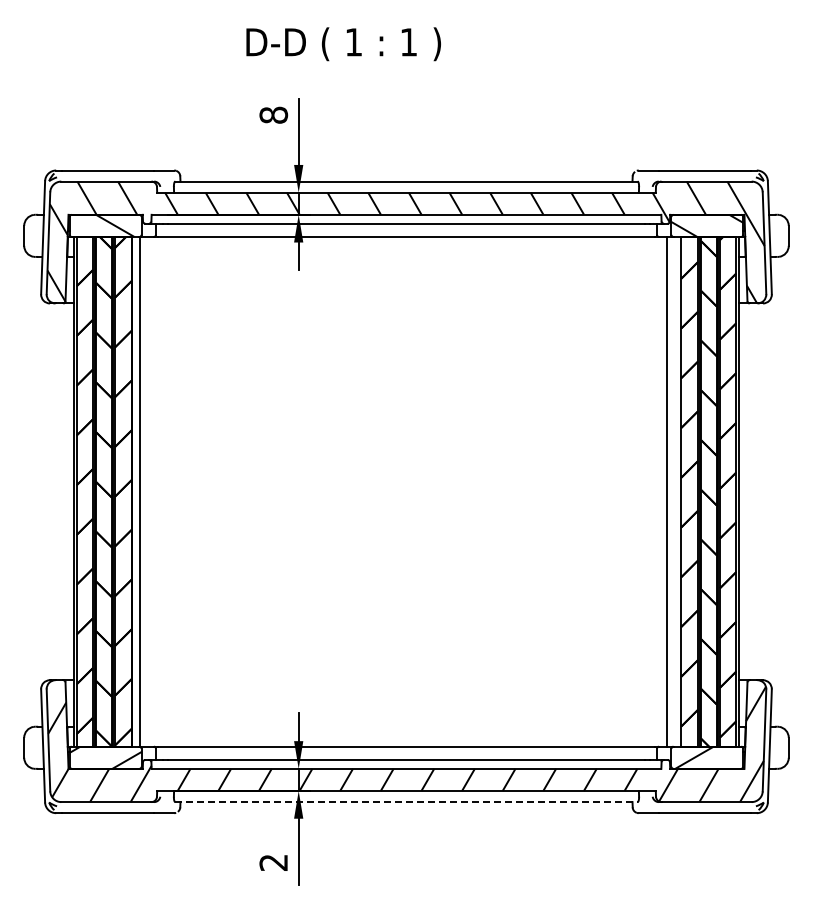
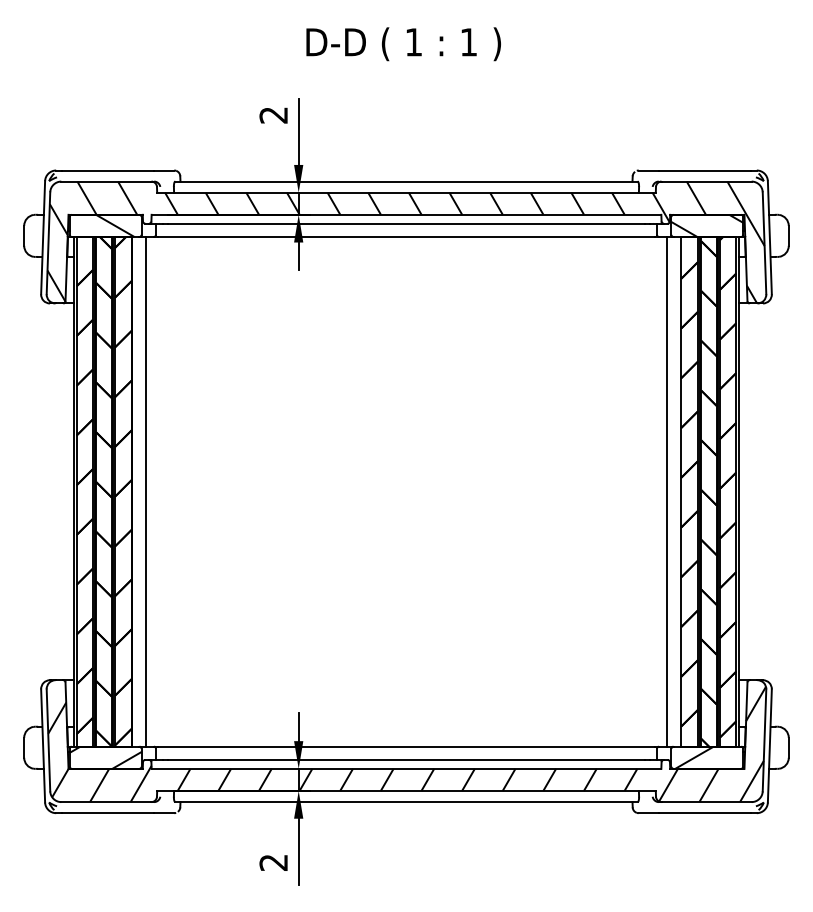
text position: (343, 44) -> (403, 44) (403, 44)
text: 8 -> 2 (273, 114)
line position: (140, 491) -> (146, 491) (146, 491)
line: dashed -> solid (406, 802)
